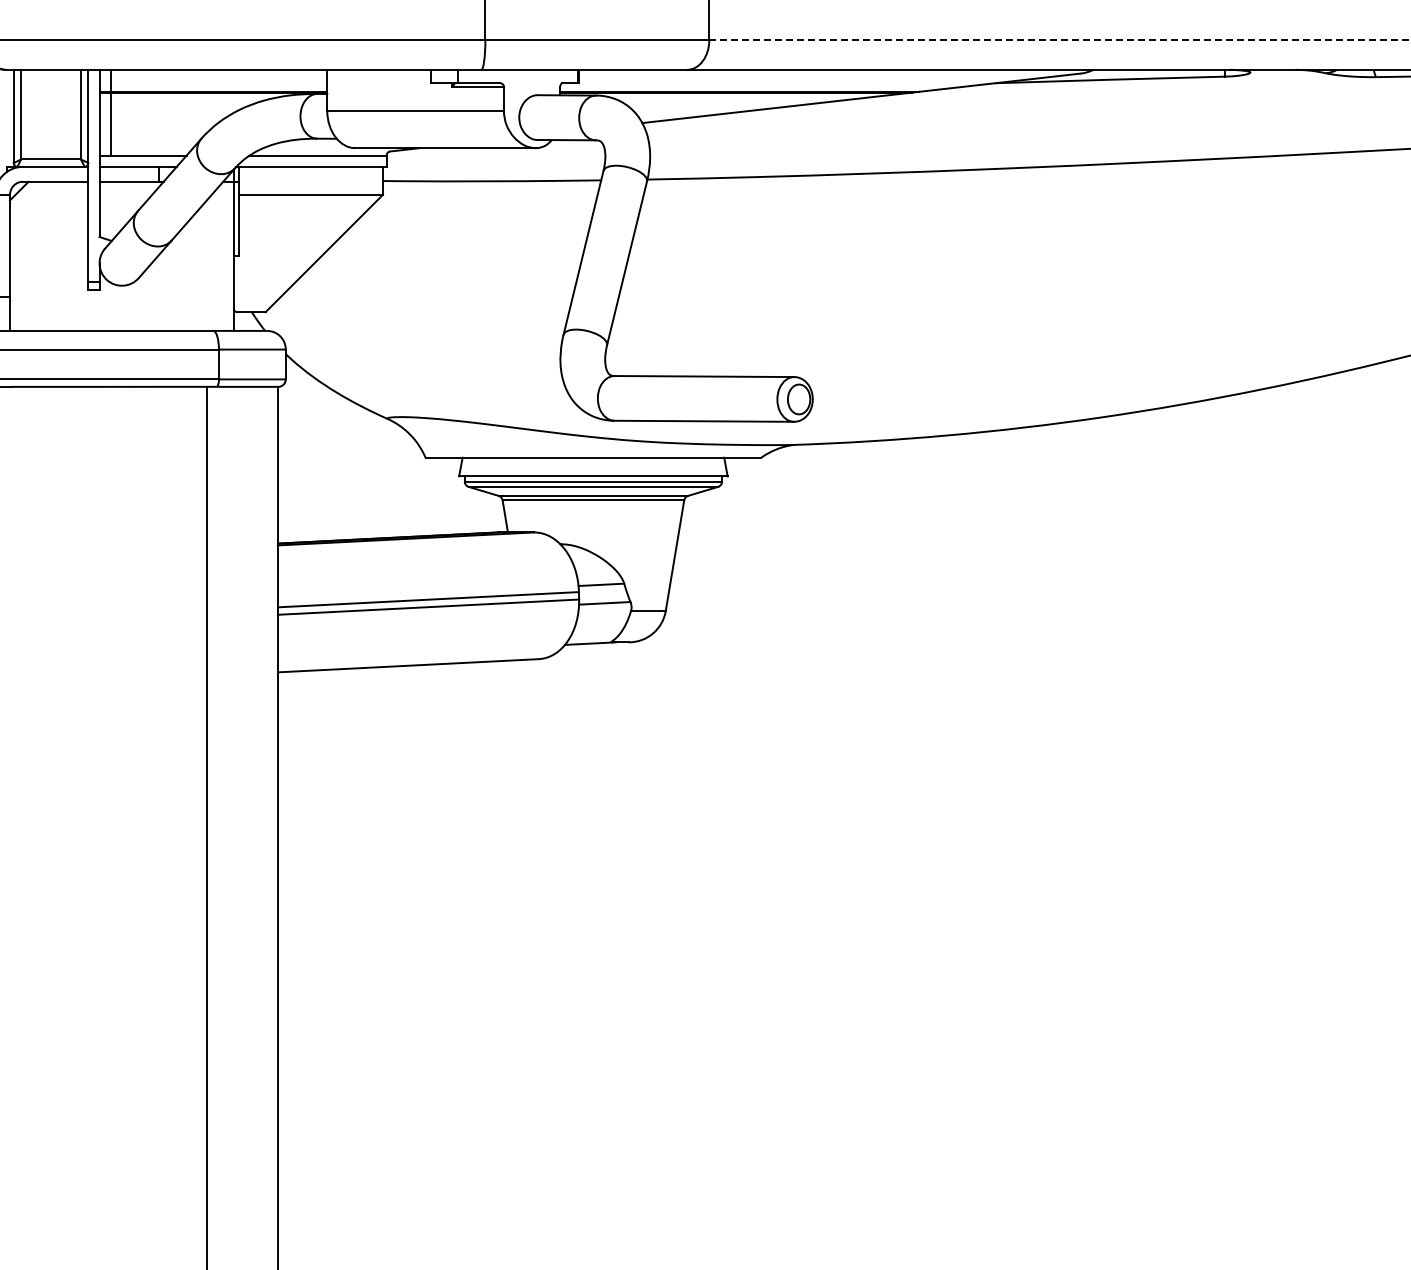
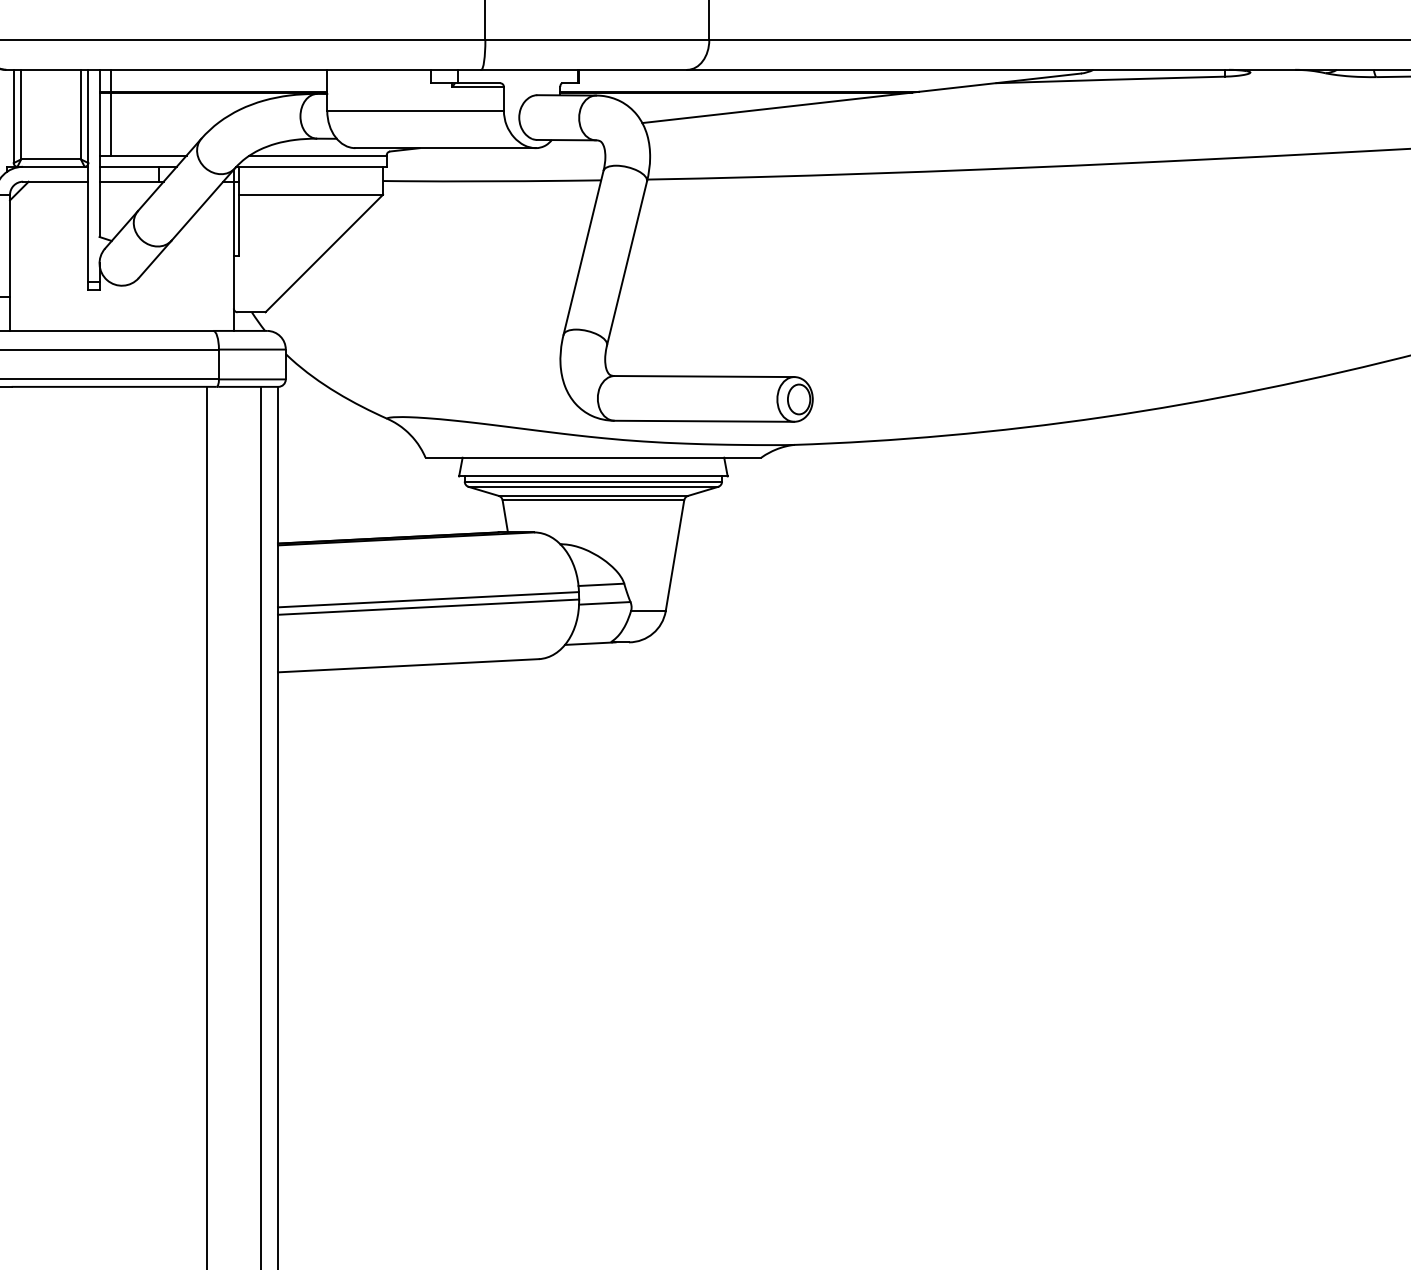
line: dashed -> solid (1060, 40)
line: none -> present (261, 826)
